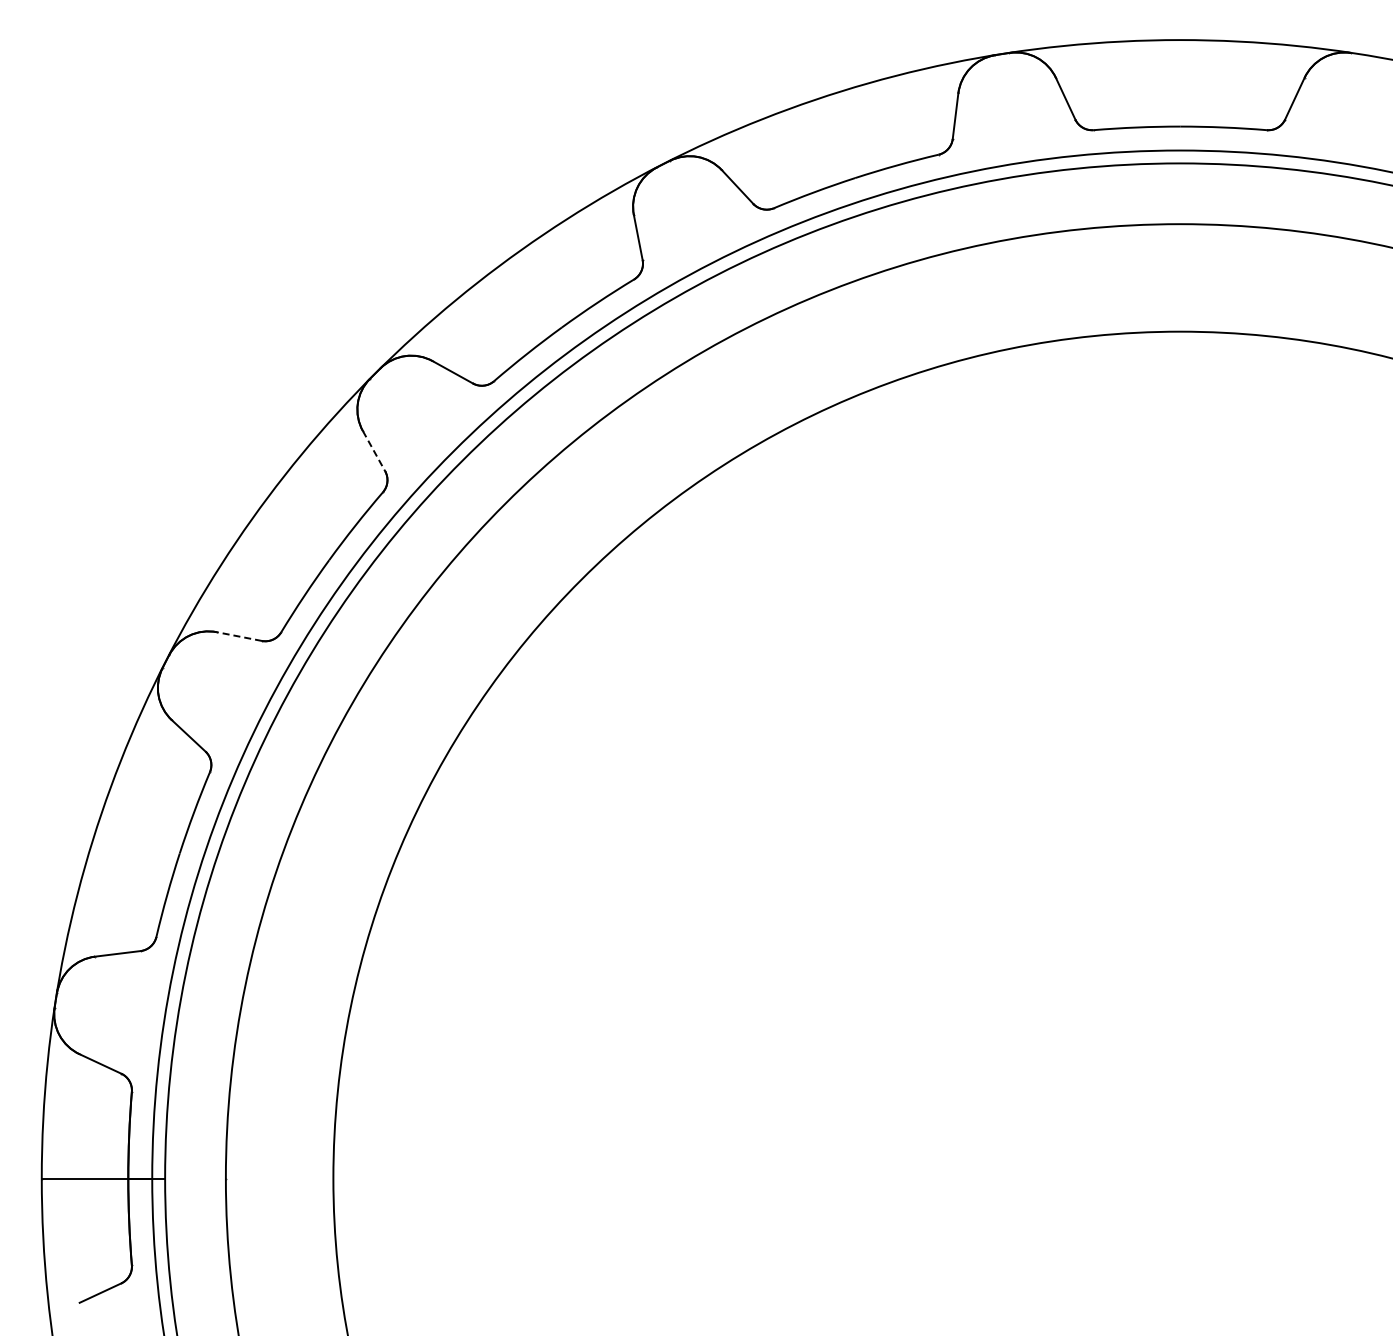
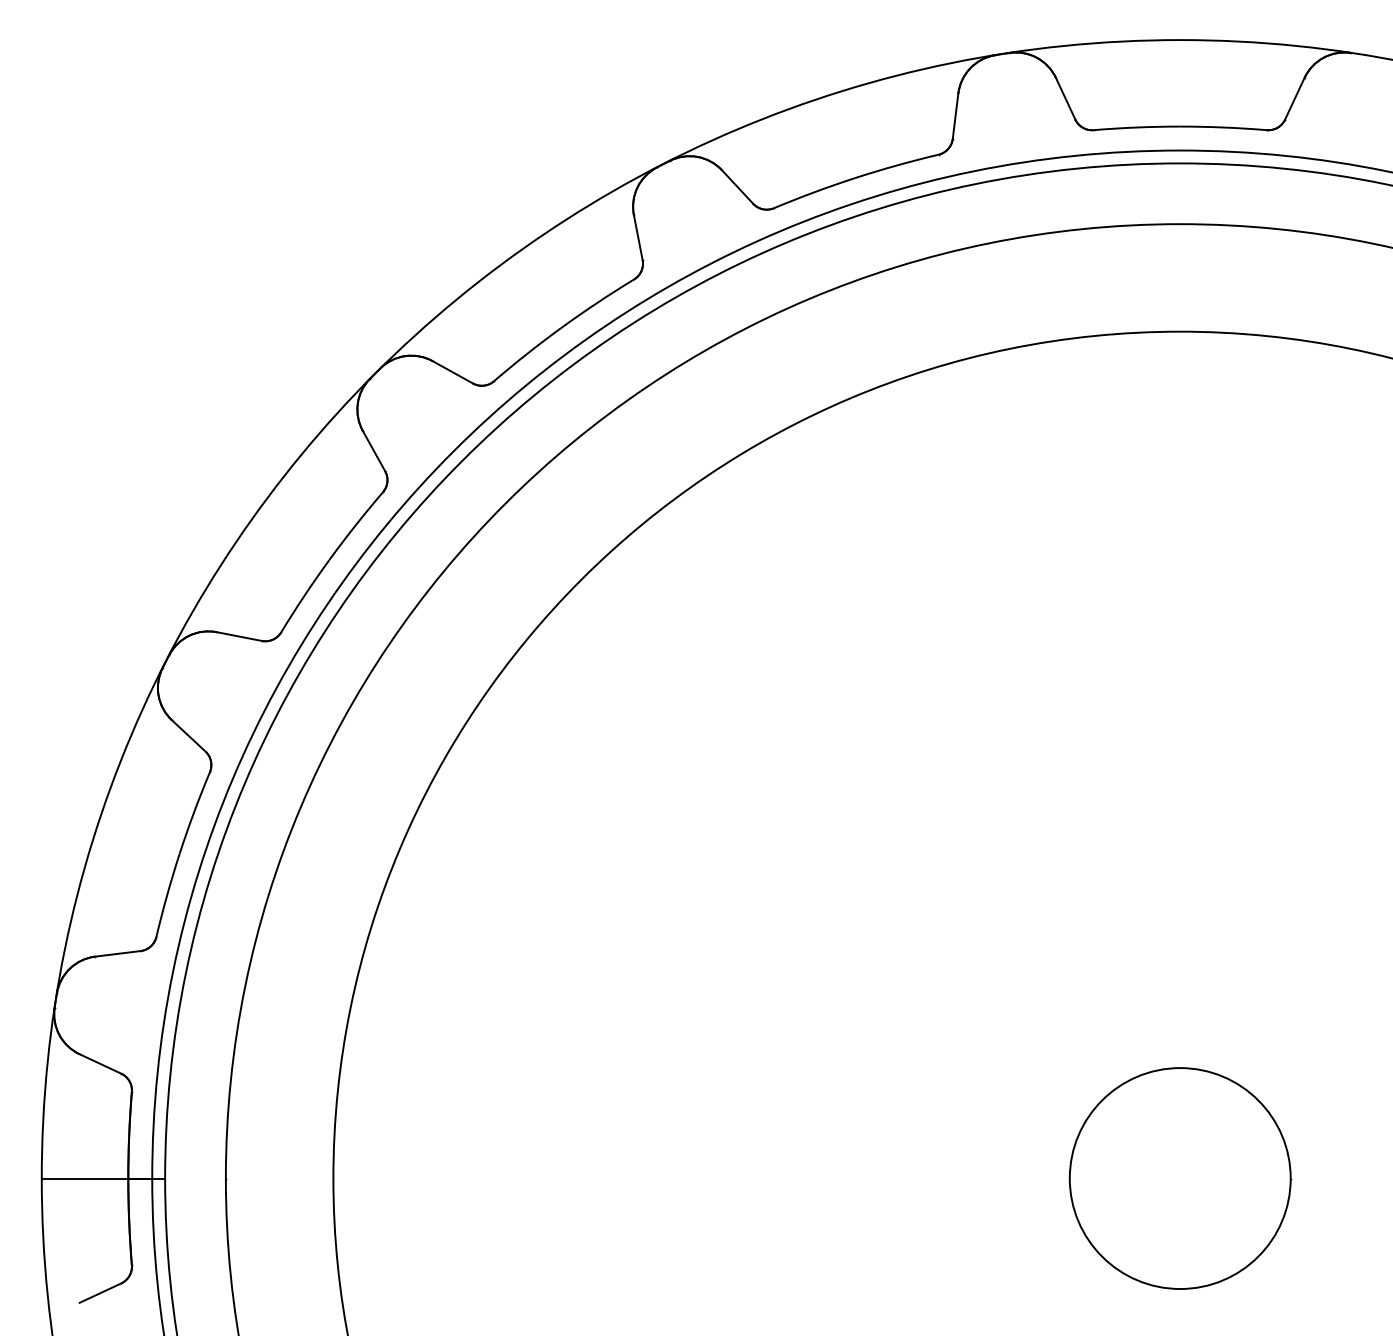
line: dashed -> solid (374, 451)
line: dashed -> solid (239, 636)
part: none -> present (1180, 1178)
